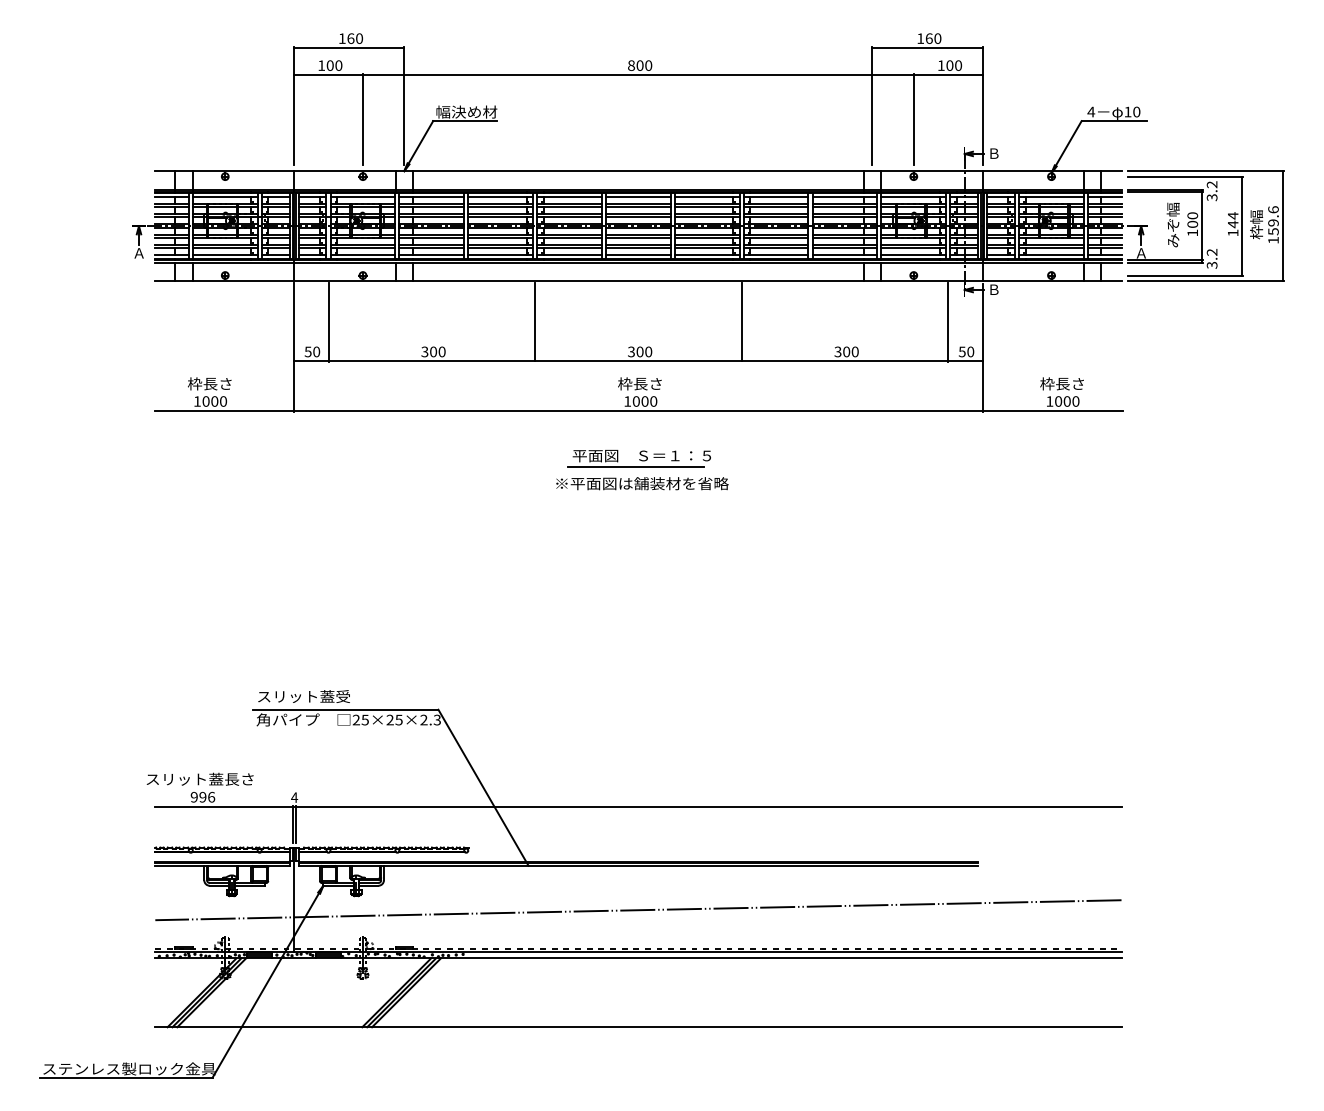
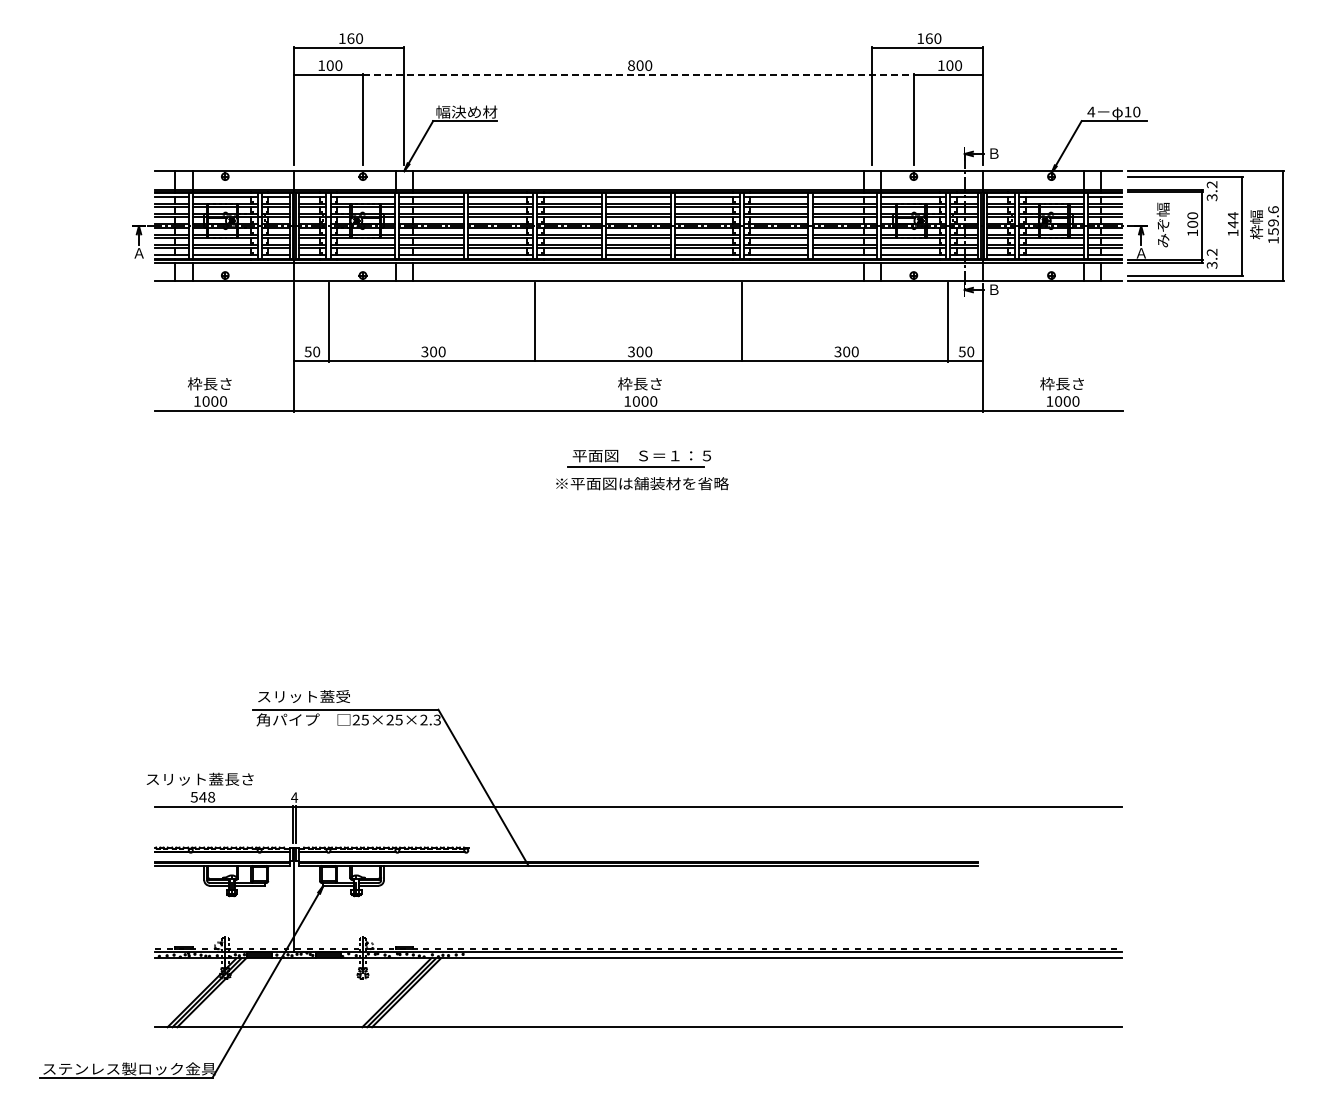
line: solid -> dashed (638, 74)
text position: (1172, 224) -> (1162, 224) (1162, 224)
text: 996 -> 548 (202, 796)
line: present -> none (638, 910)
